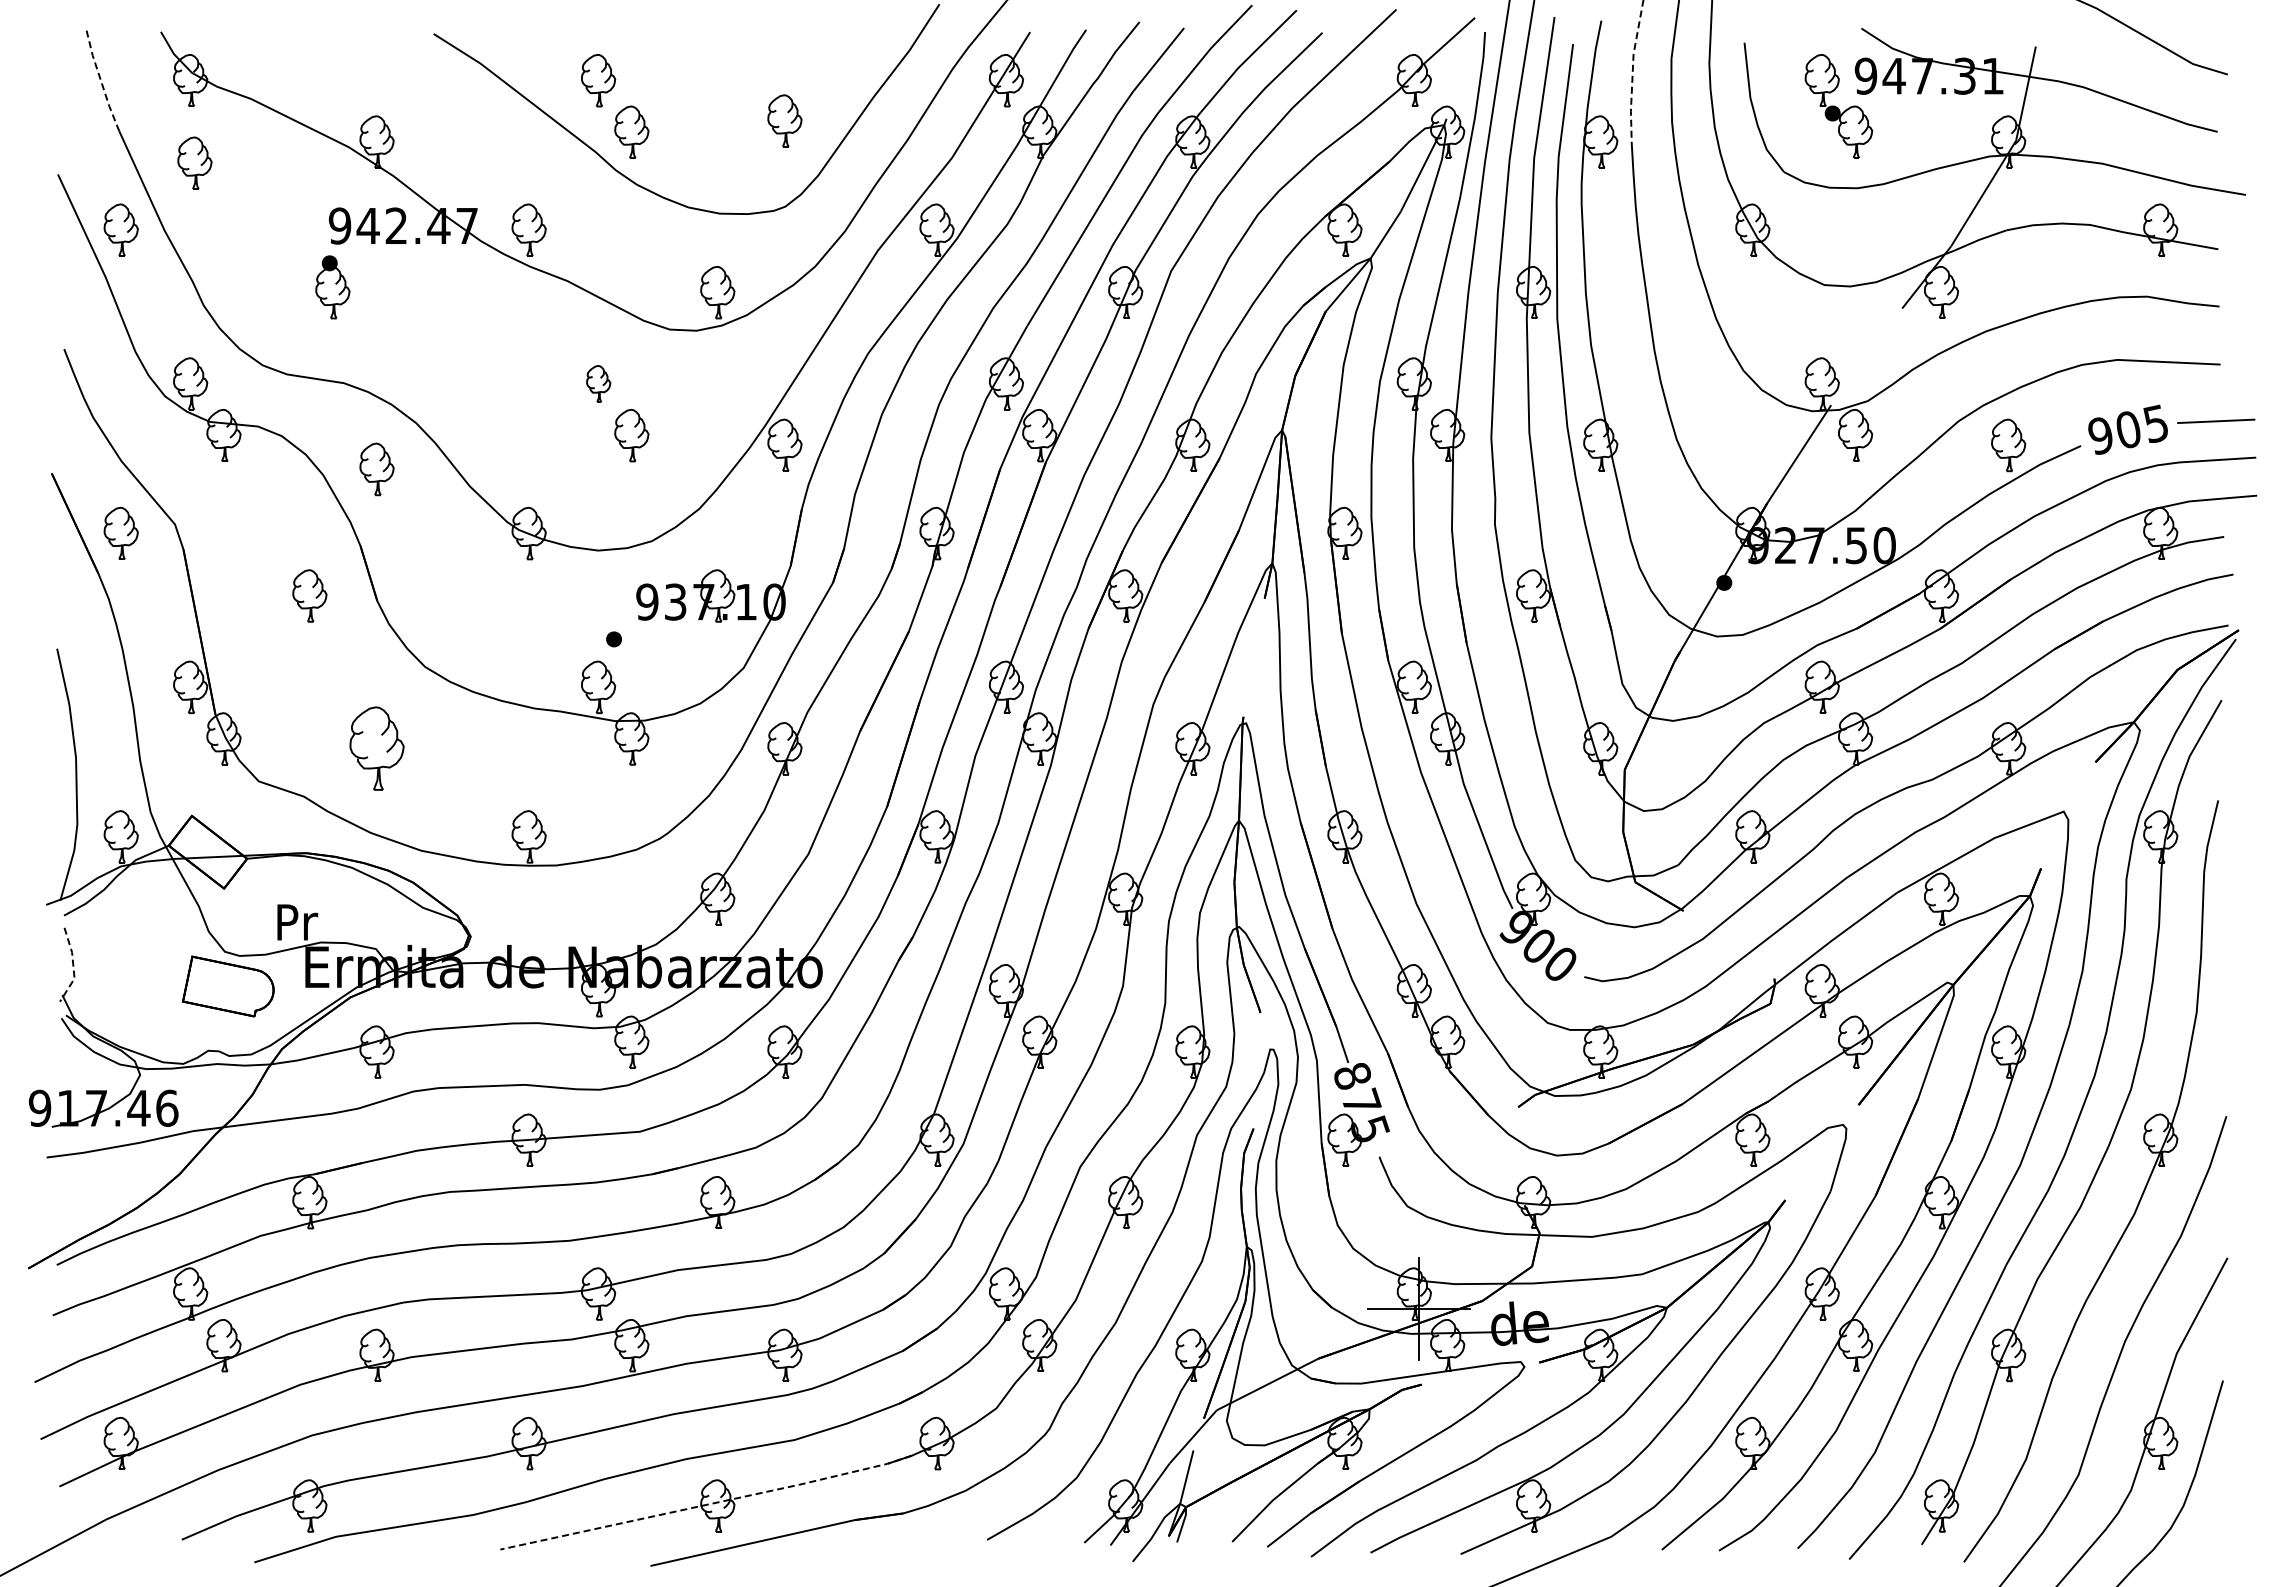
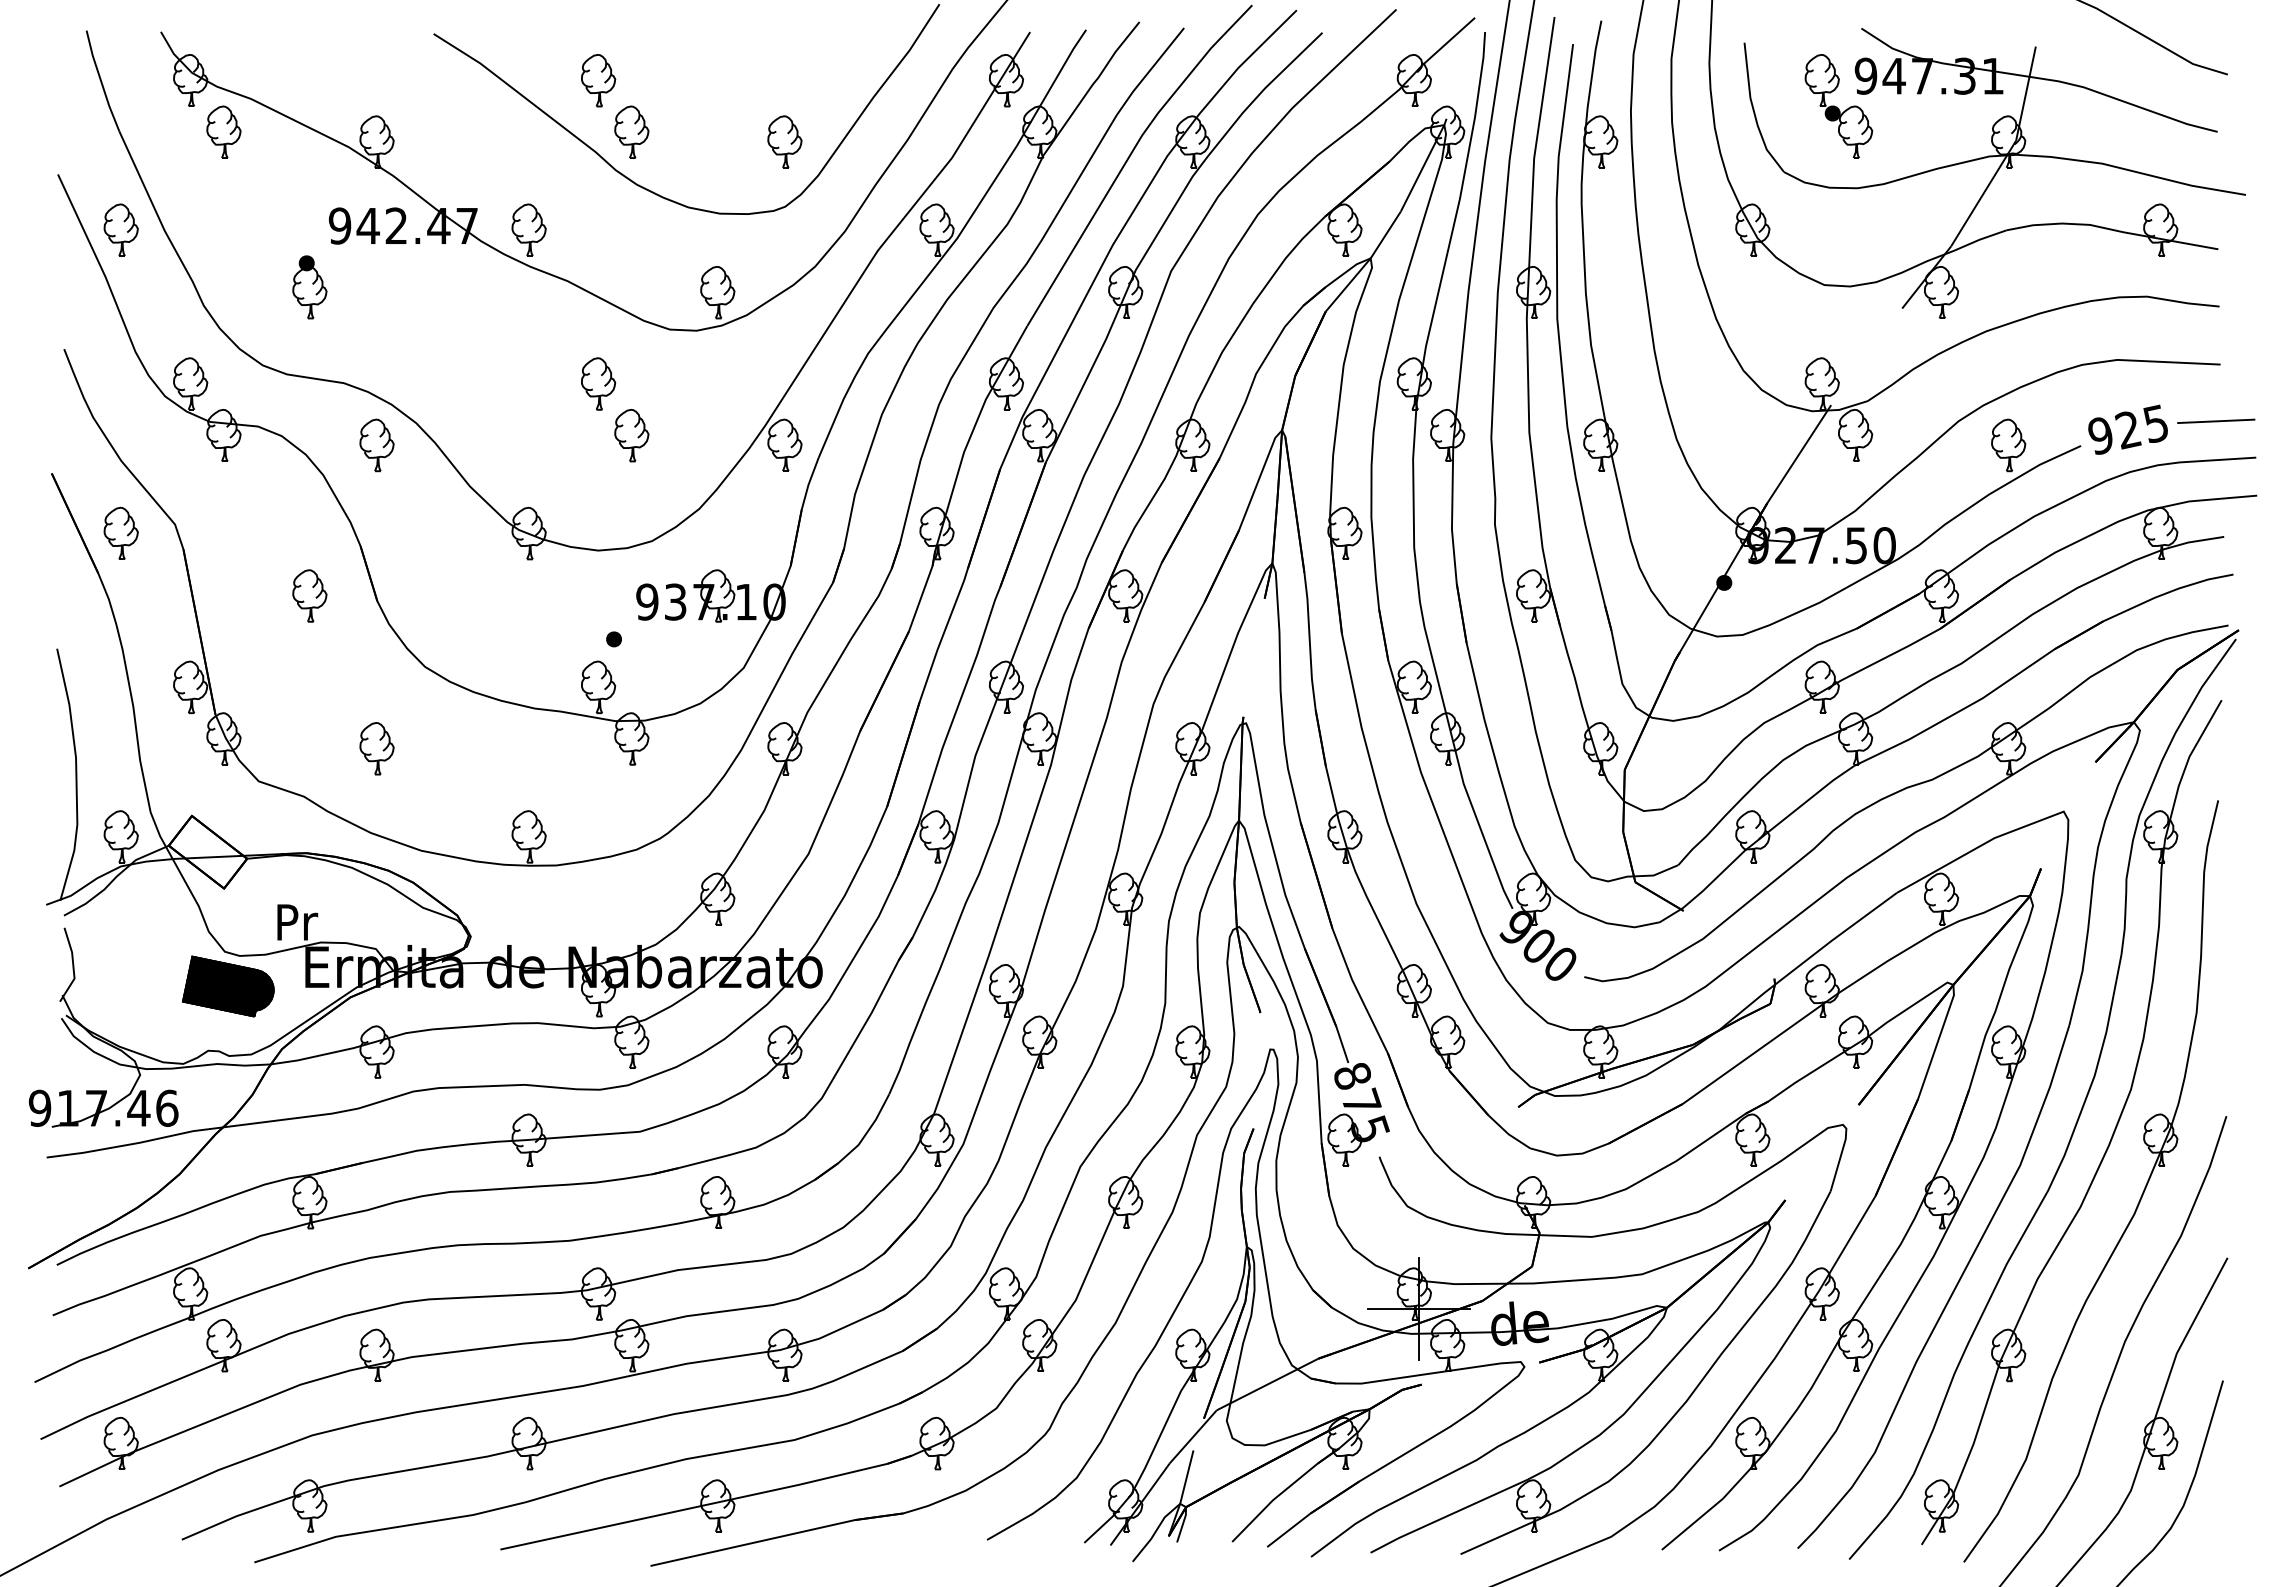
line: dashed -> solid (1632, 71)
line: dashed -> solid (101, 81)
part position: (784, 120) -> (784, 141) (784, 141)
part position: (194, 162) -> (223, 131) (223, 131)
part position: (332, 287) -> (309, 287) (309, 287)
part size: 26x38 px -> 36x54 px (598, 383)
text: 905 -> 925 (2127, 430)
part position: (376, 469) -> (376, 445) (376, 445)
part size: 56x85 px -> 36x54 px (376, 748)
line: dashed -> solid (73, 966)
fill: none -> present (228, 986)
line: dashed -> solid (707, 1504)
